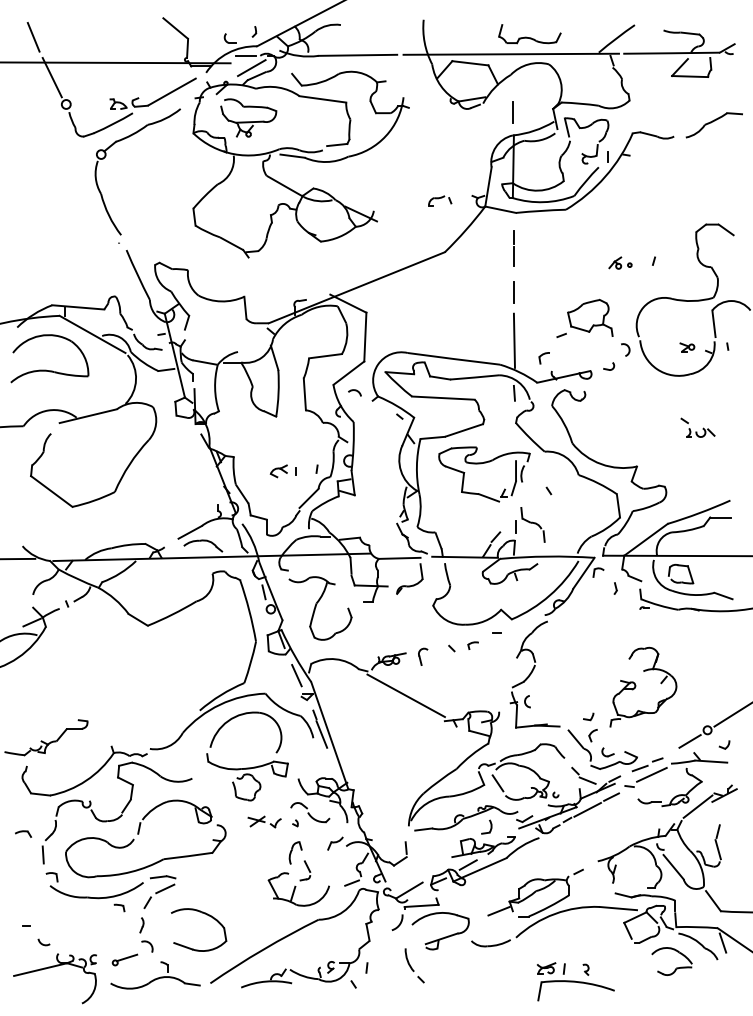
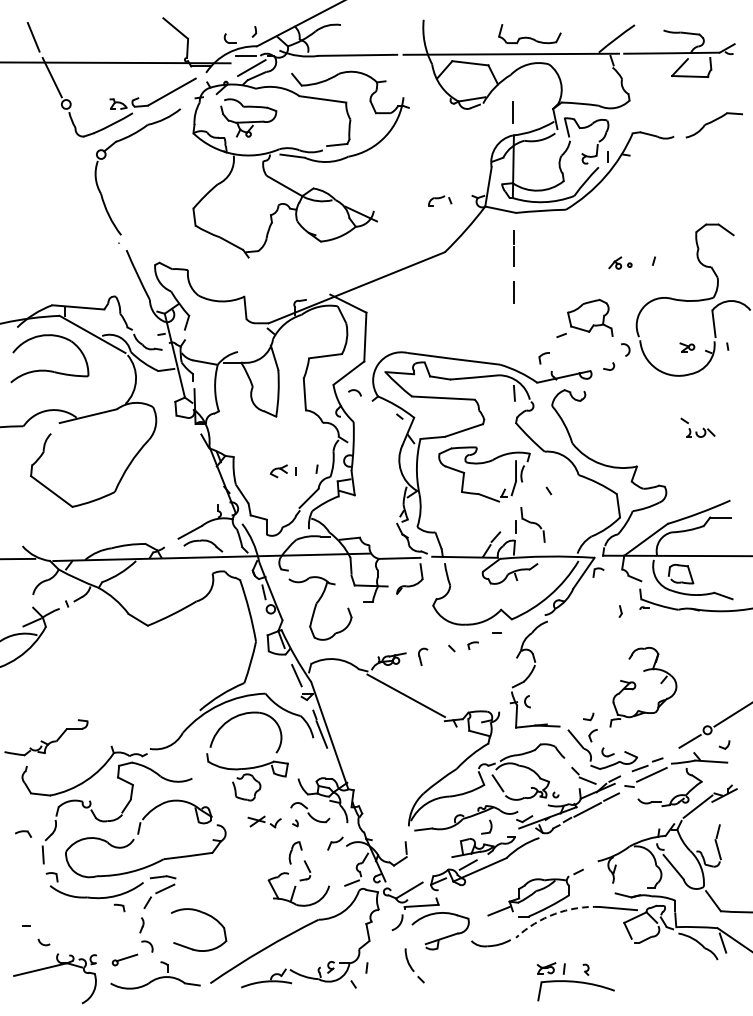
line: present -> none (513, 340)
part position: (615, 588) -> (620, 611) (620, 611)
arc: solid -> dashed (554, 913)
part: present -> none (676, 967)
